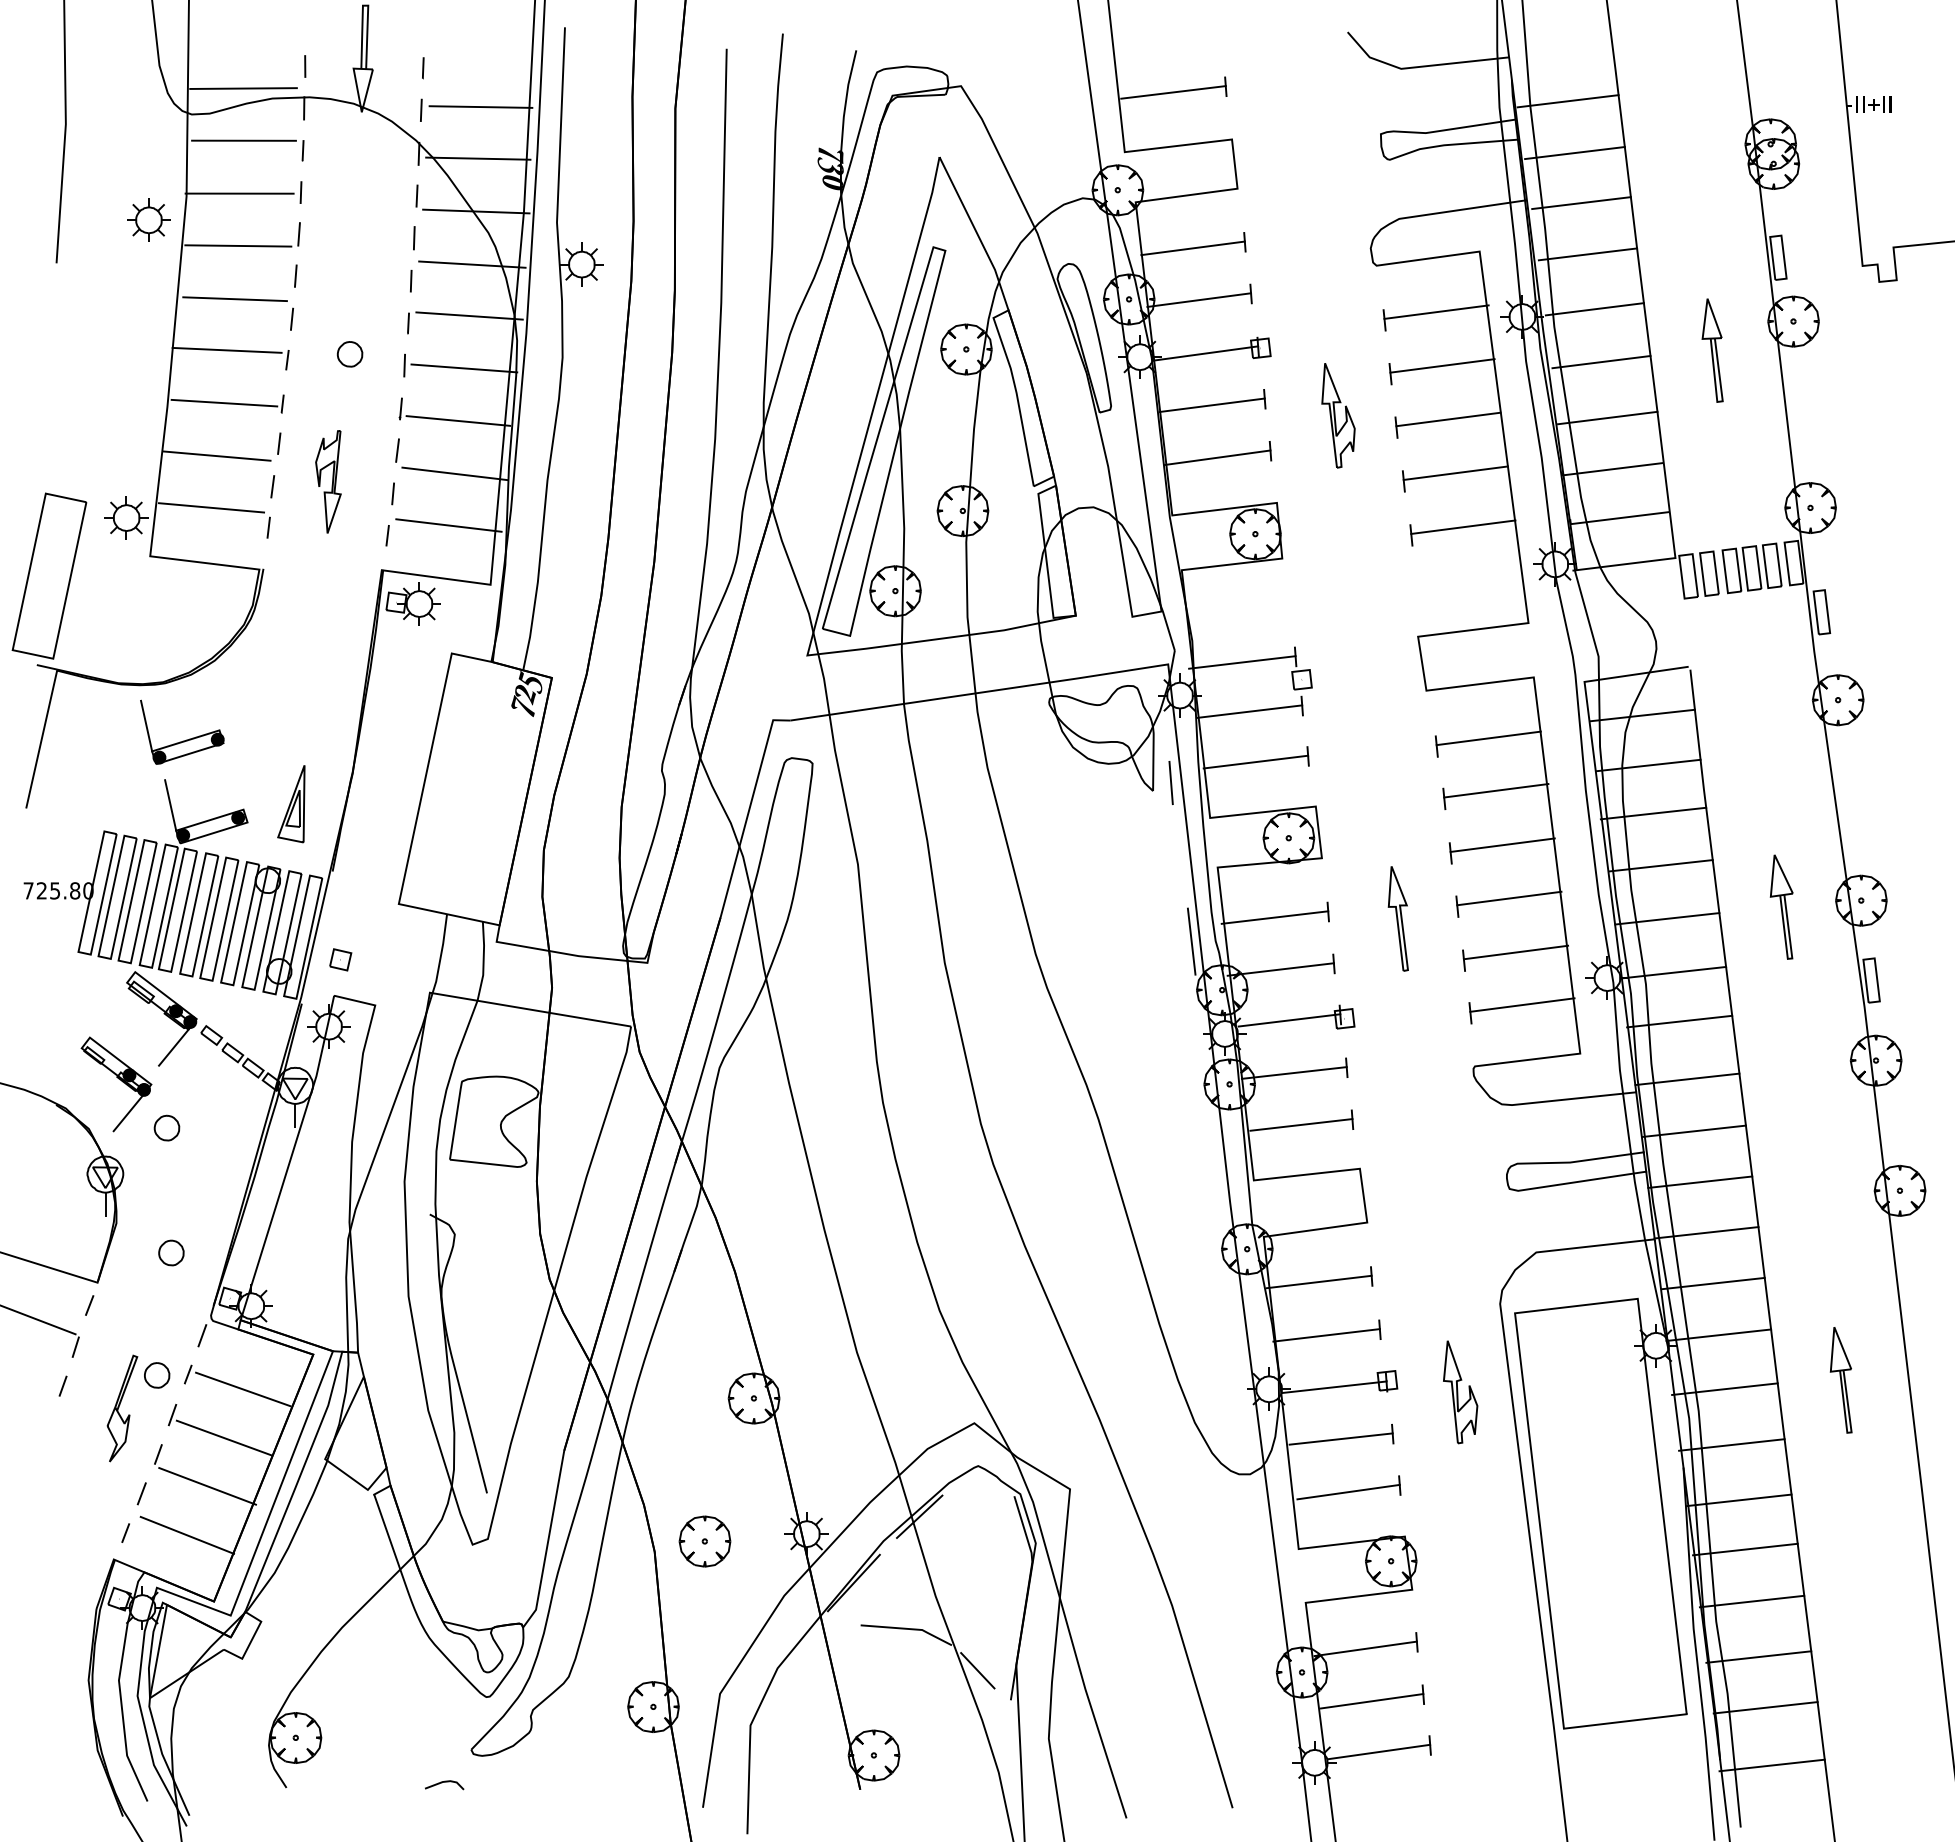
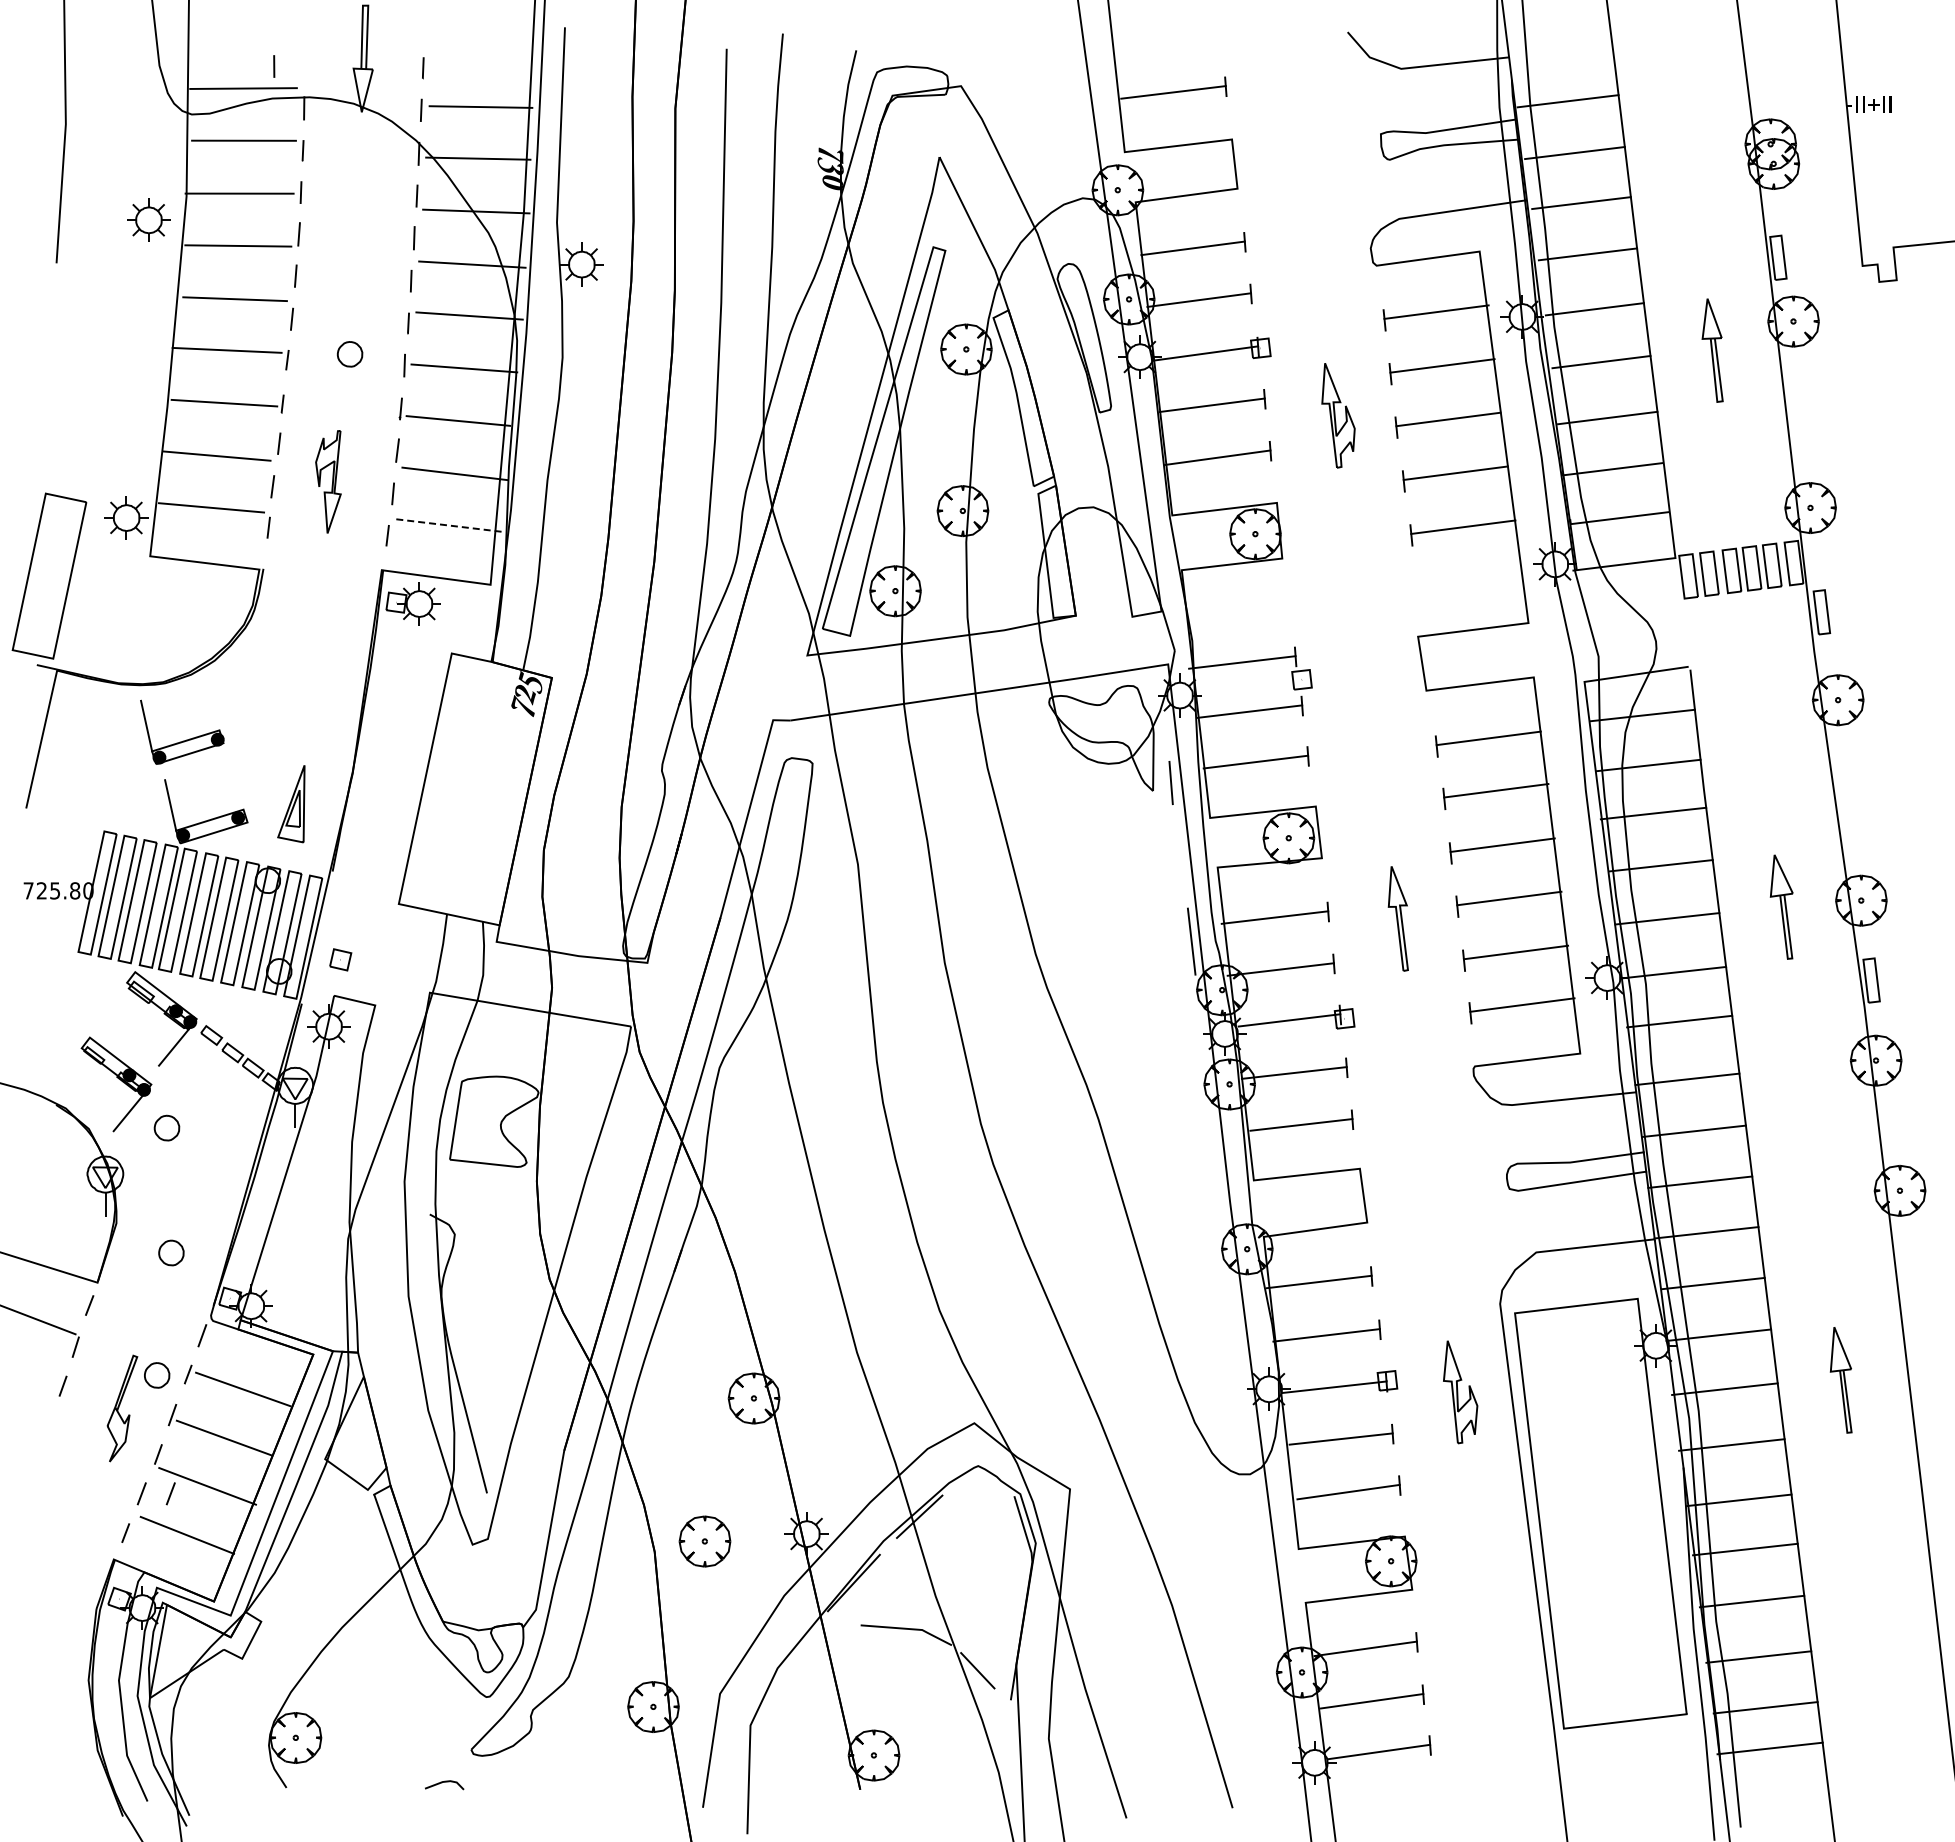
line position: (305, 66) -> (274, 66) (274, 66)
line: solid -> dashed (449, 525)
line: none -> present (170, 1493)
line position: (1771, 1765) -> (1769, 1748) (1769, 1748)
